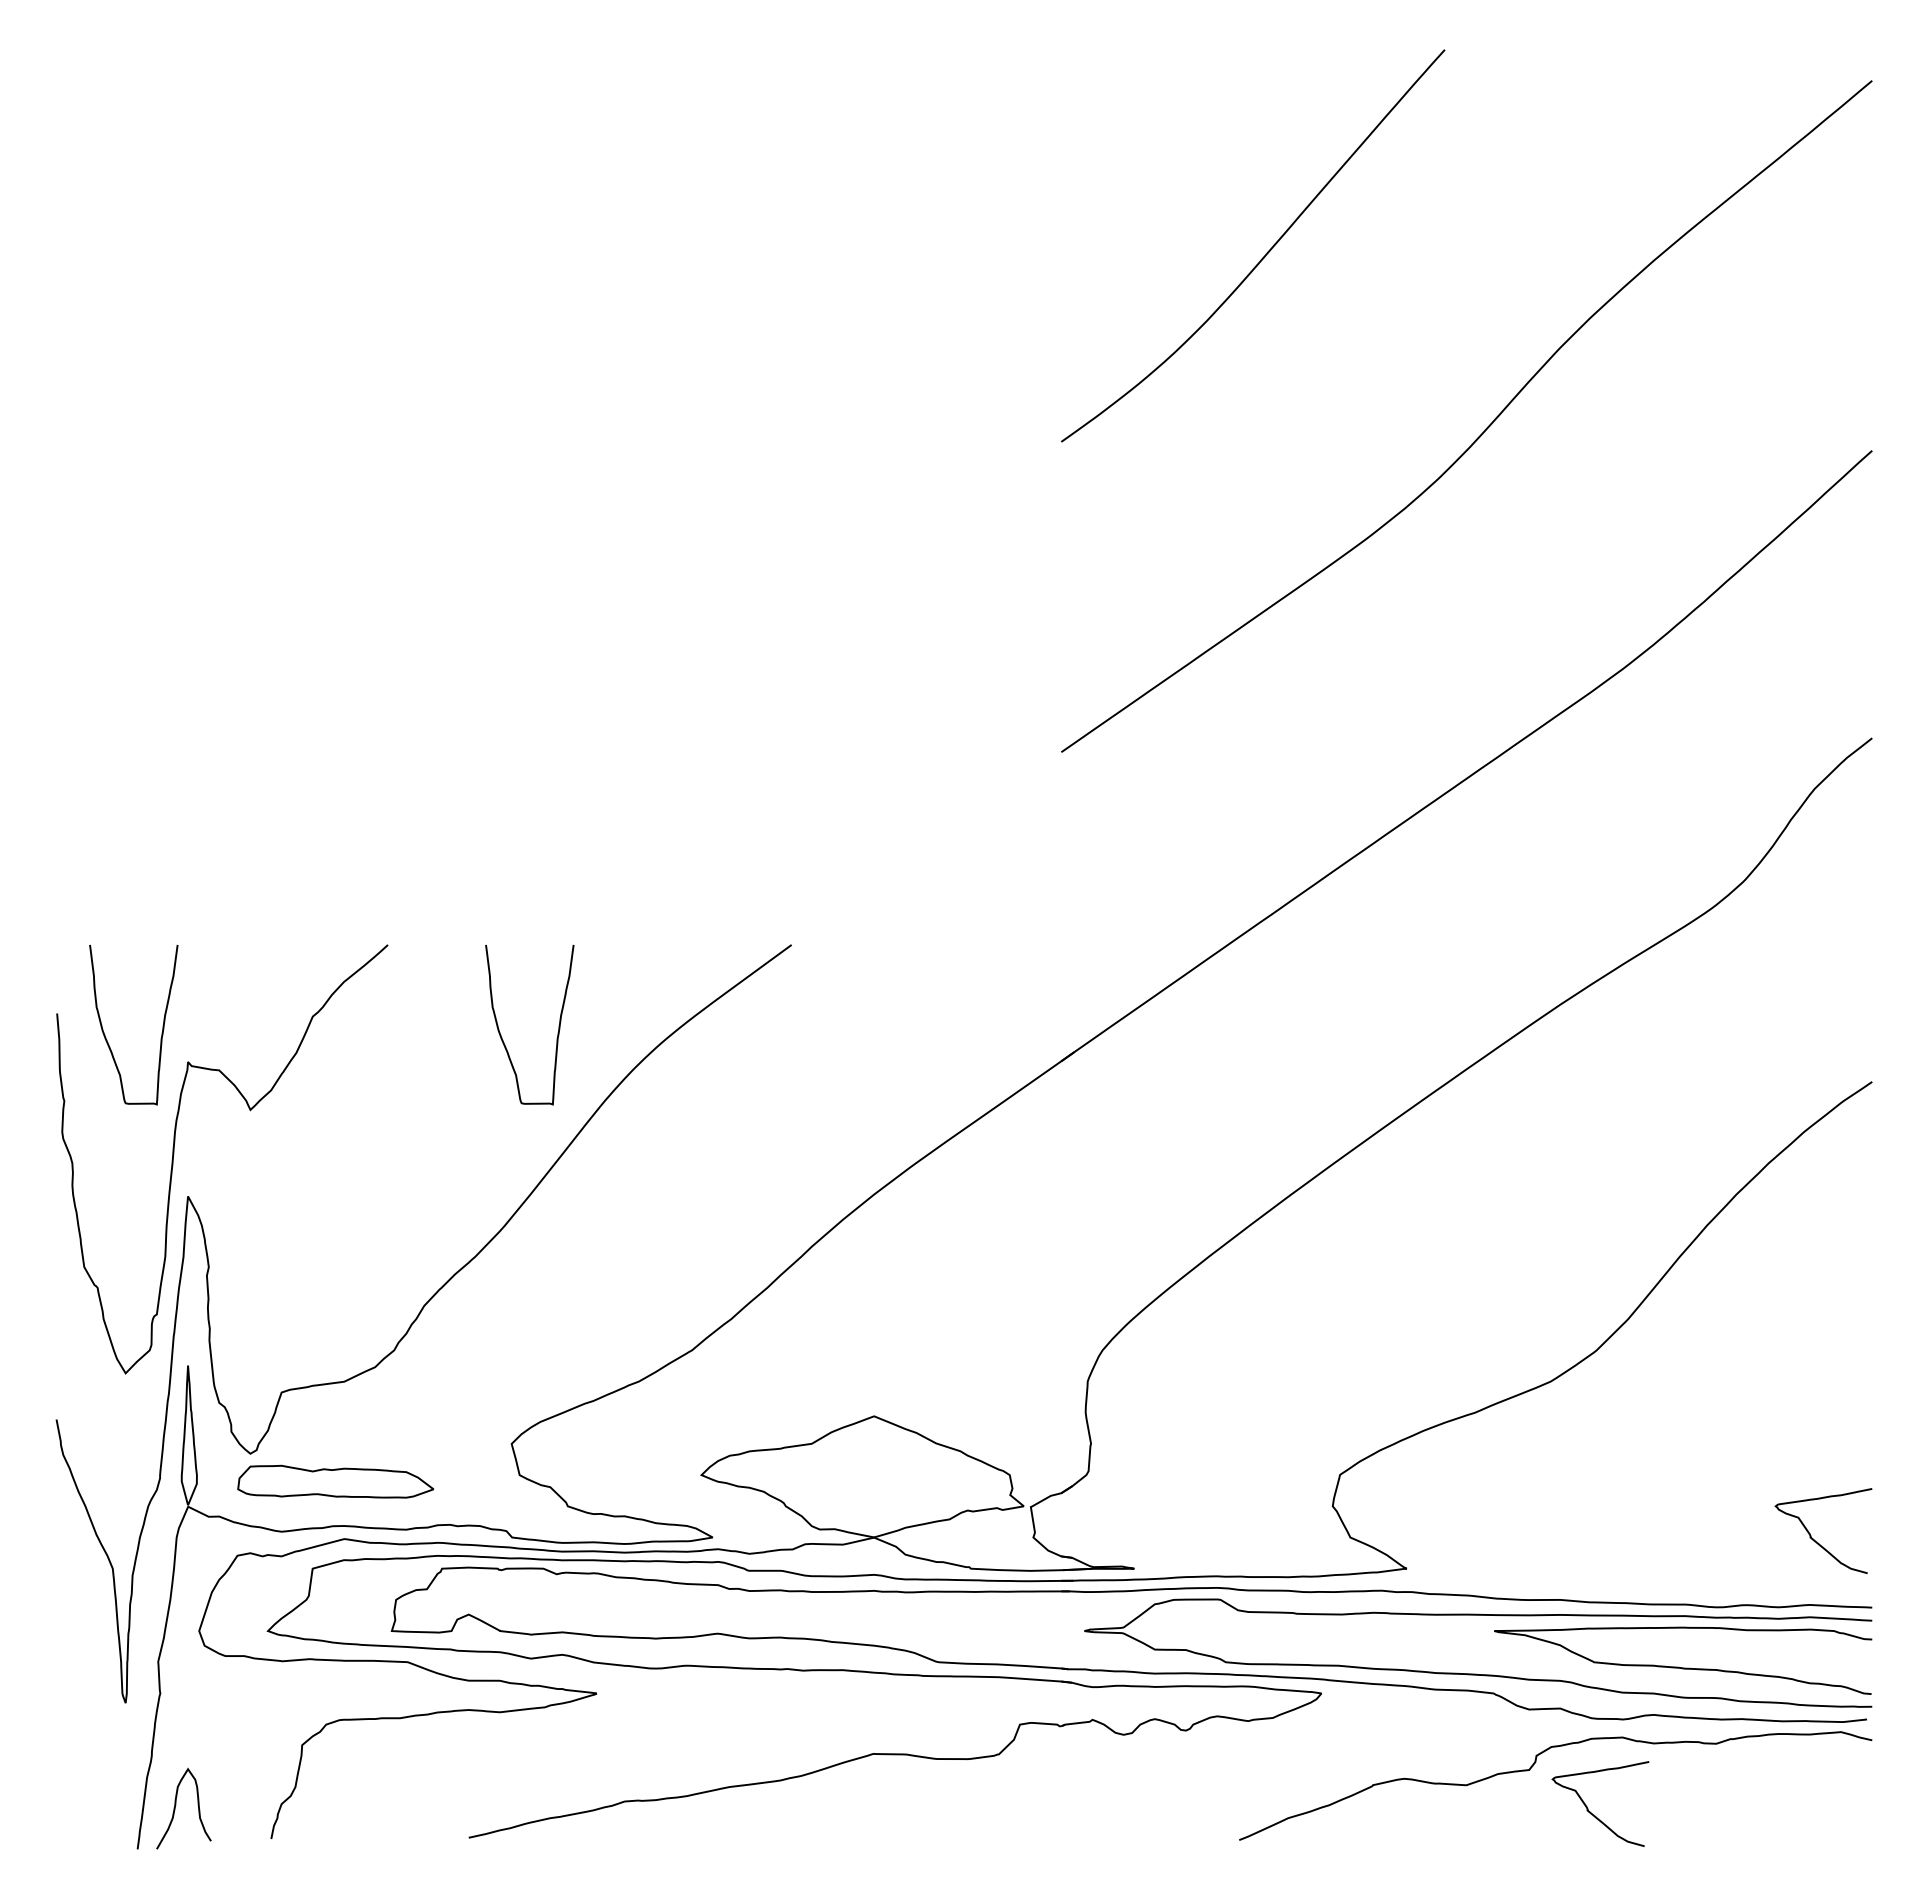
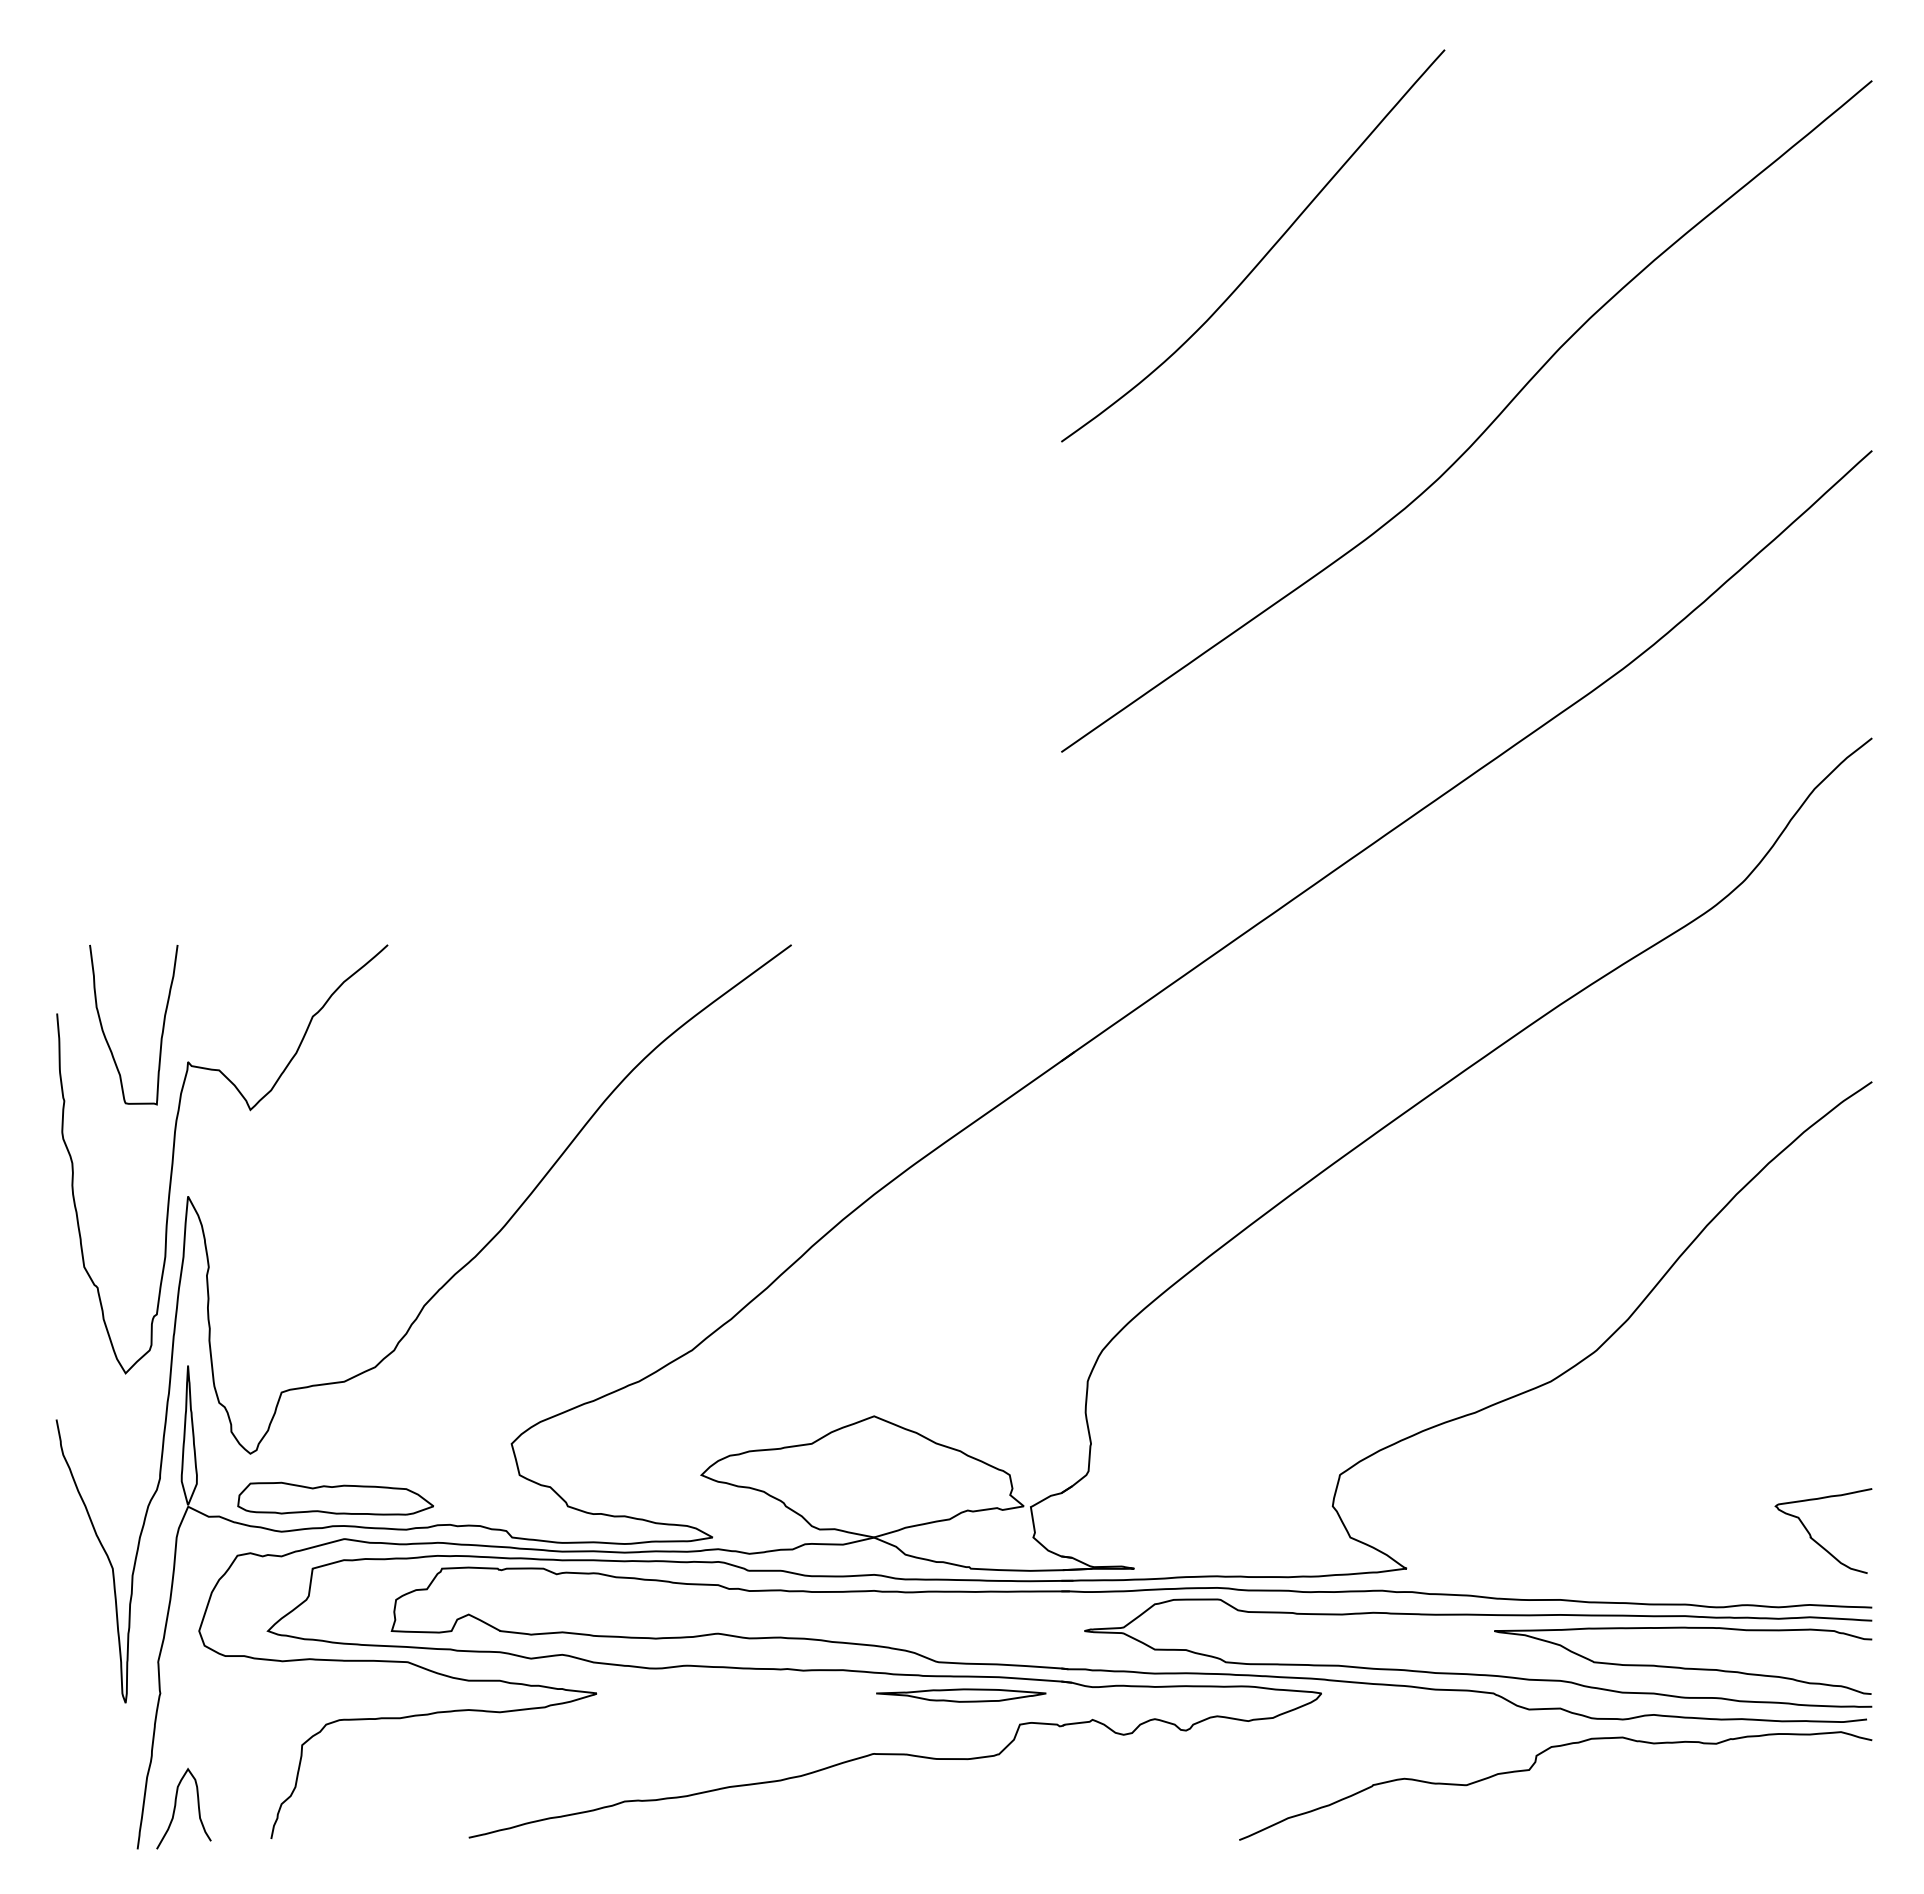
curve: present -> none (558, 1025)
part position: (335, 1481) -> (335, 1498) (335, 1498)
part: none -> present (961, 1695)
curve: present -> none (1591, 1812)
